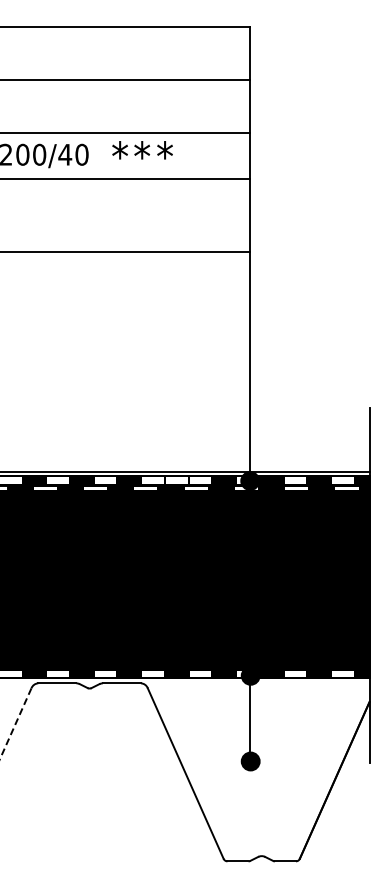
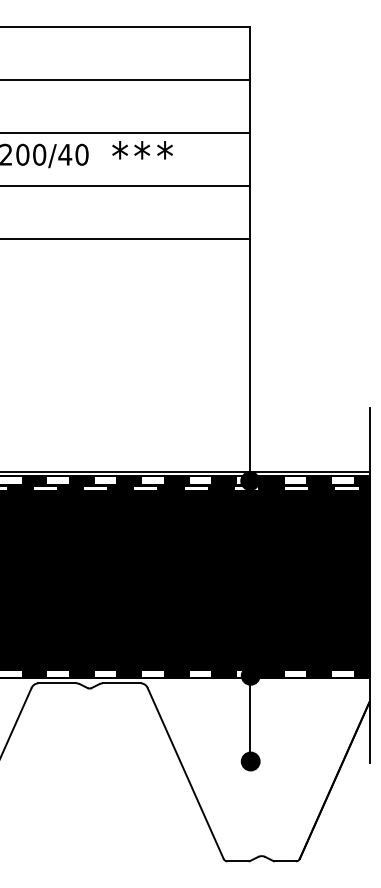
line position: (126, 179) -> (126, 186) (126, 186)
line position: (126, 252) -> (126, 239) (126, 239)
fill: none -> present (176, 480)
line: dashed -> solid (15, 723)
